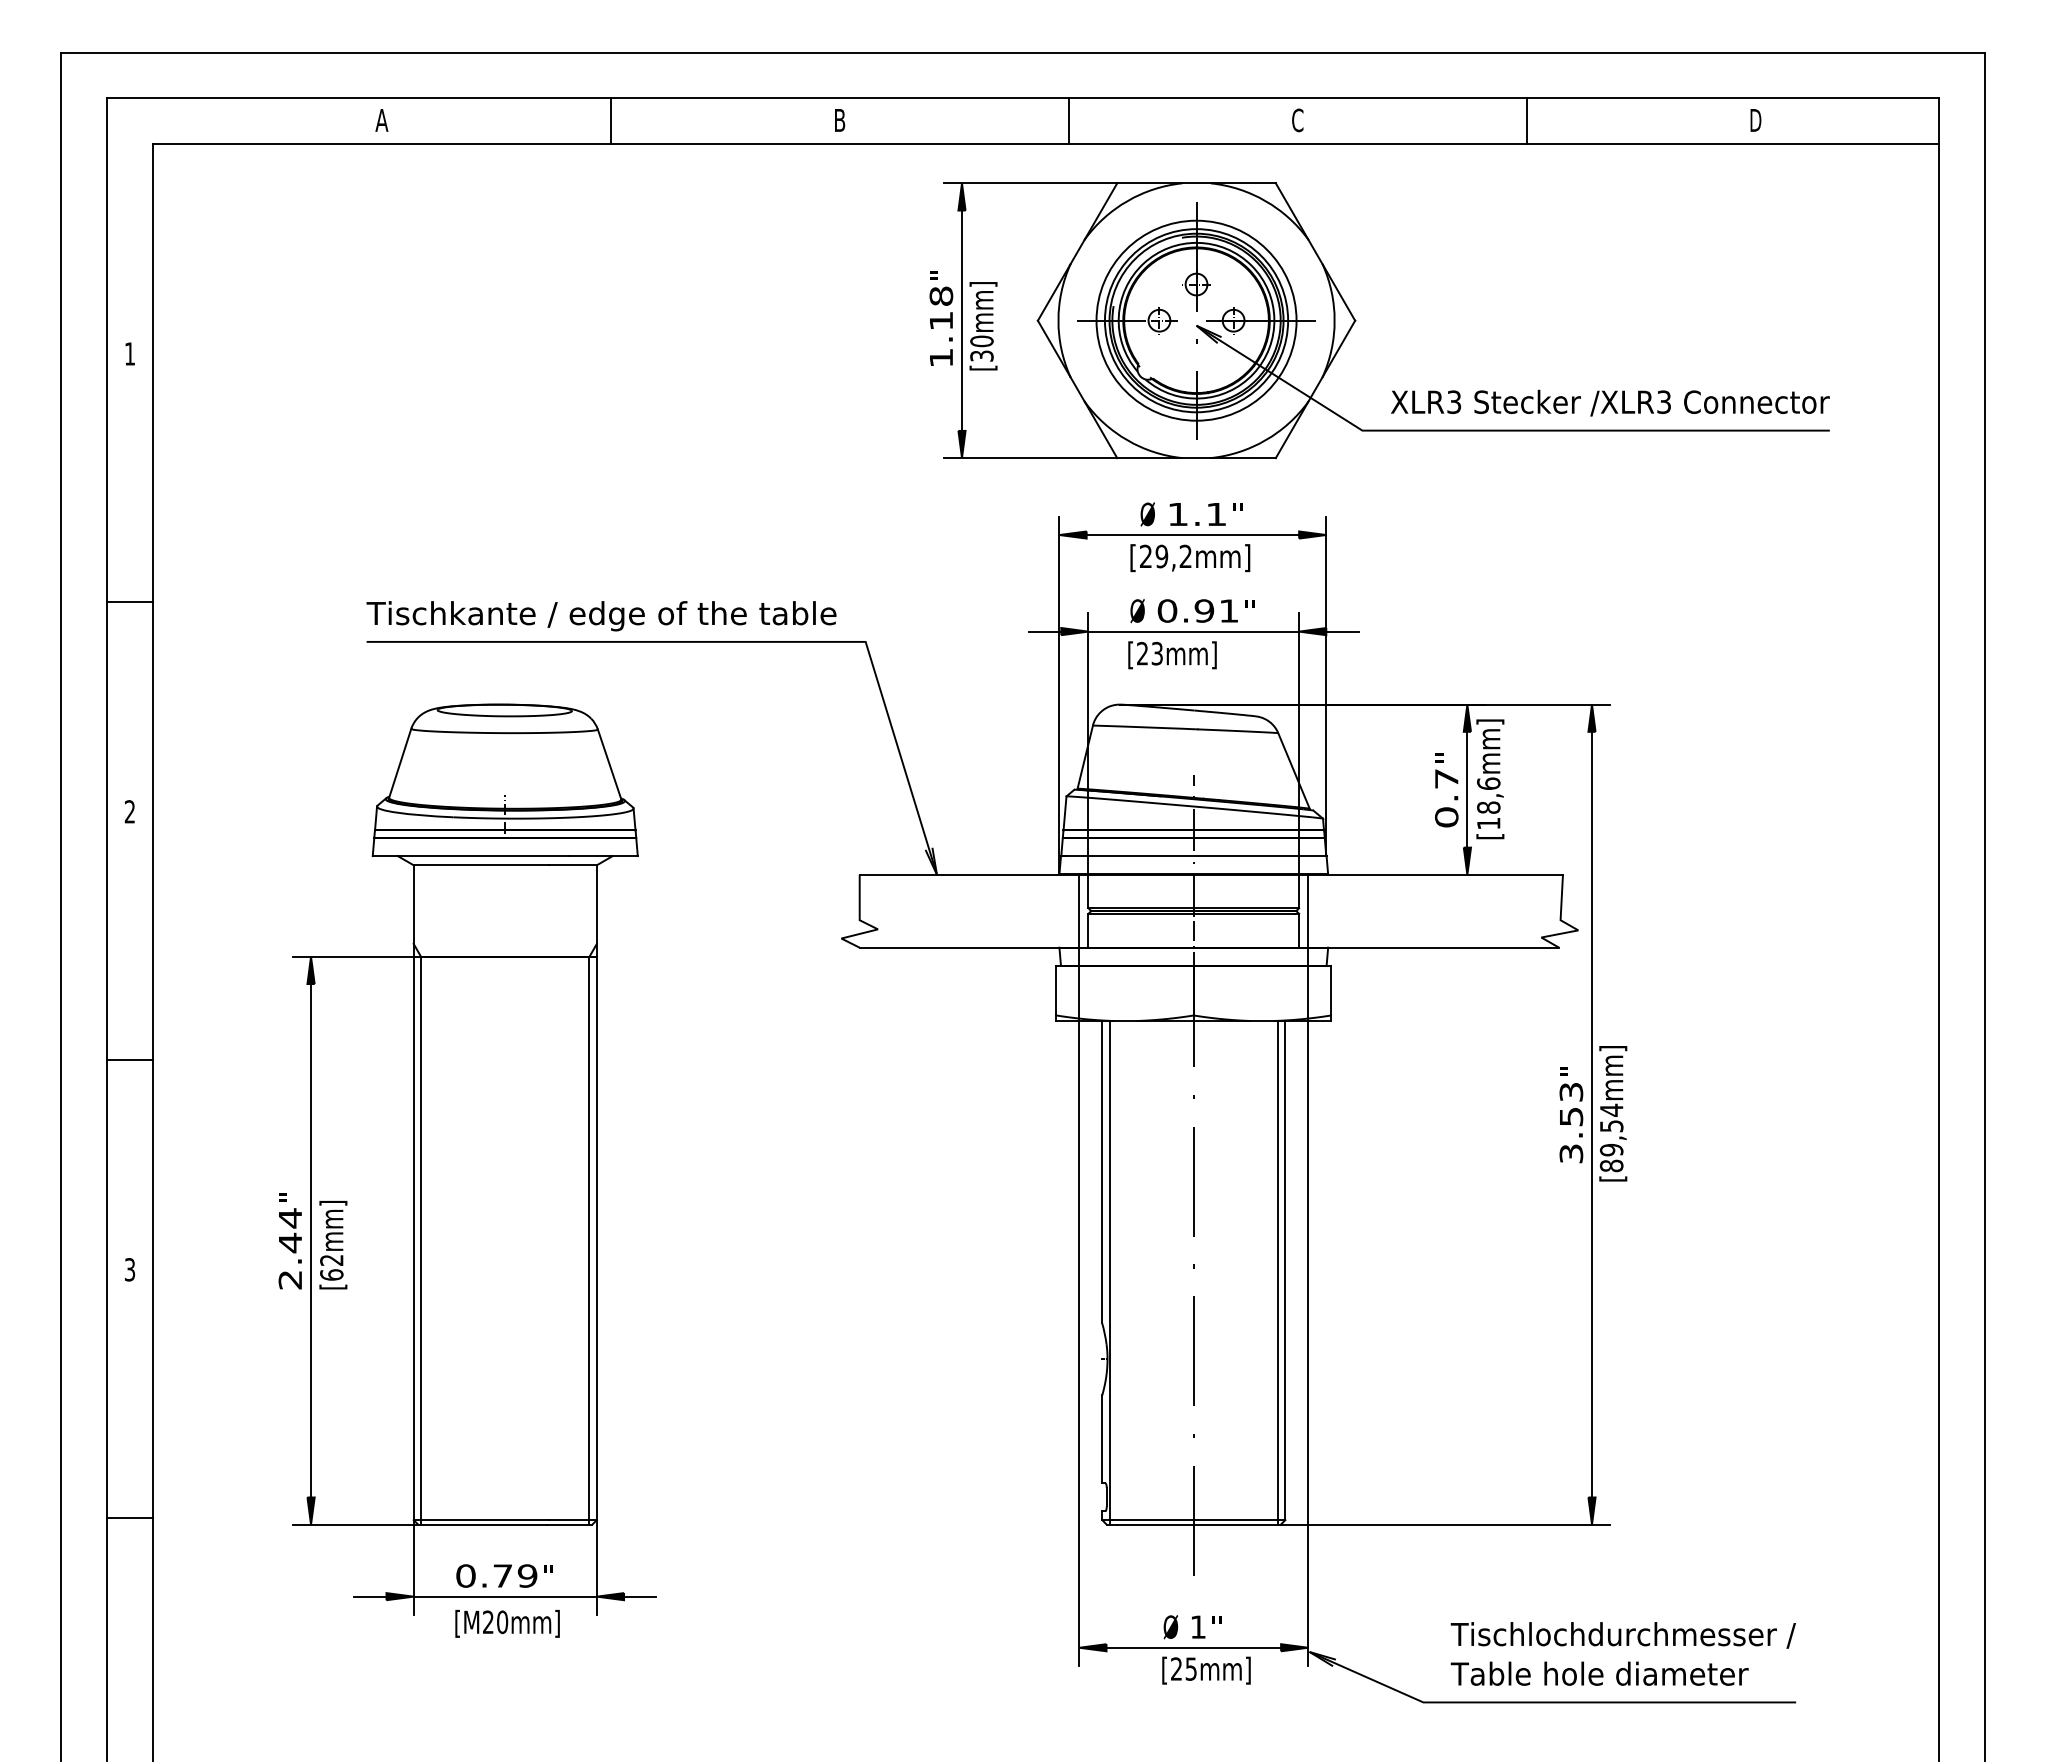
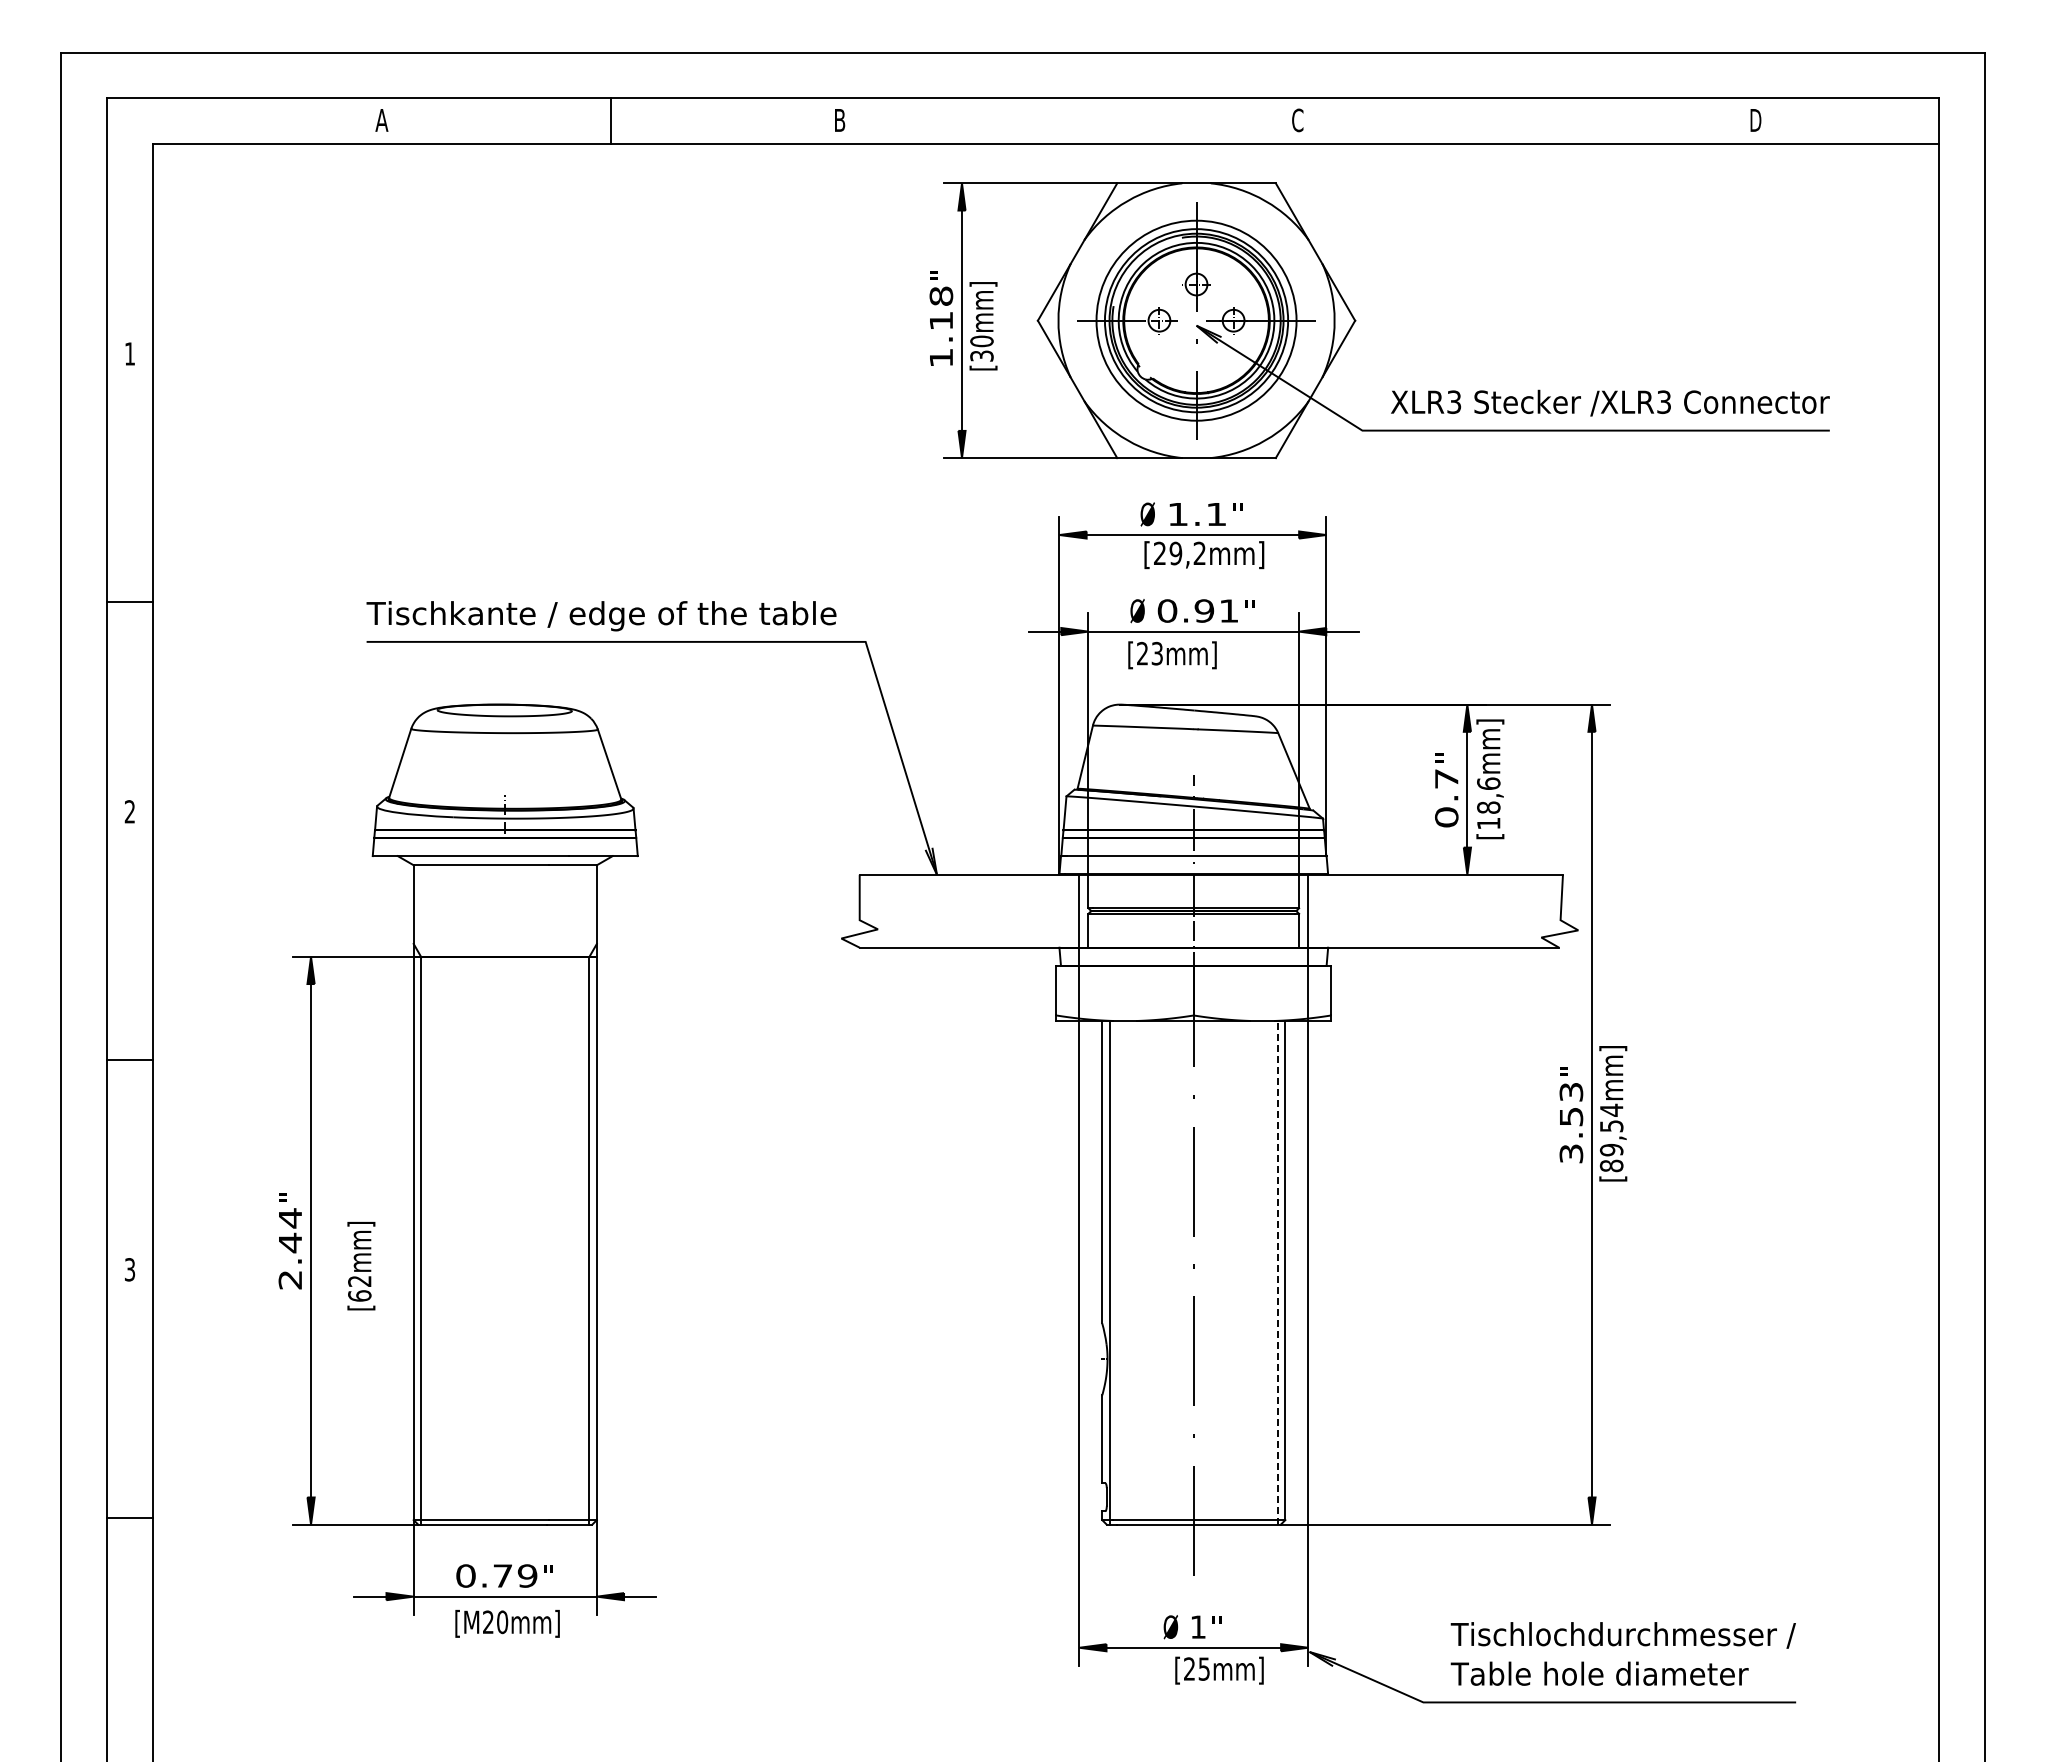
line: present -> none (1068, 121)
line: present -> none (1526, 121)
text position: (1190, 558) -> (1204, 555) (1204, 555)
text position: (333, 1245) -> (361, 1266) (361, 1266)
line: solid -> dashed (1277, 1272)
text position: (1206, 1670) -> (1219, 1670) (1219, 1670)
